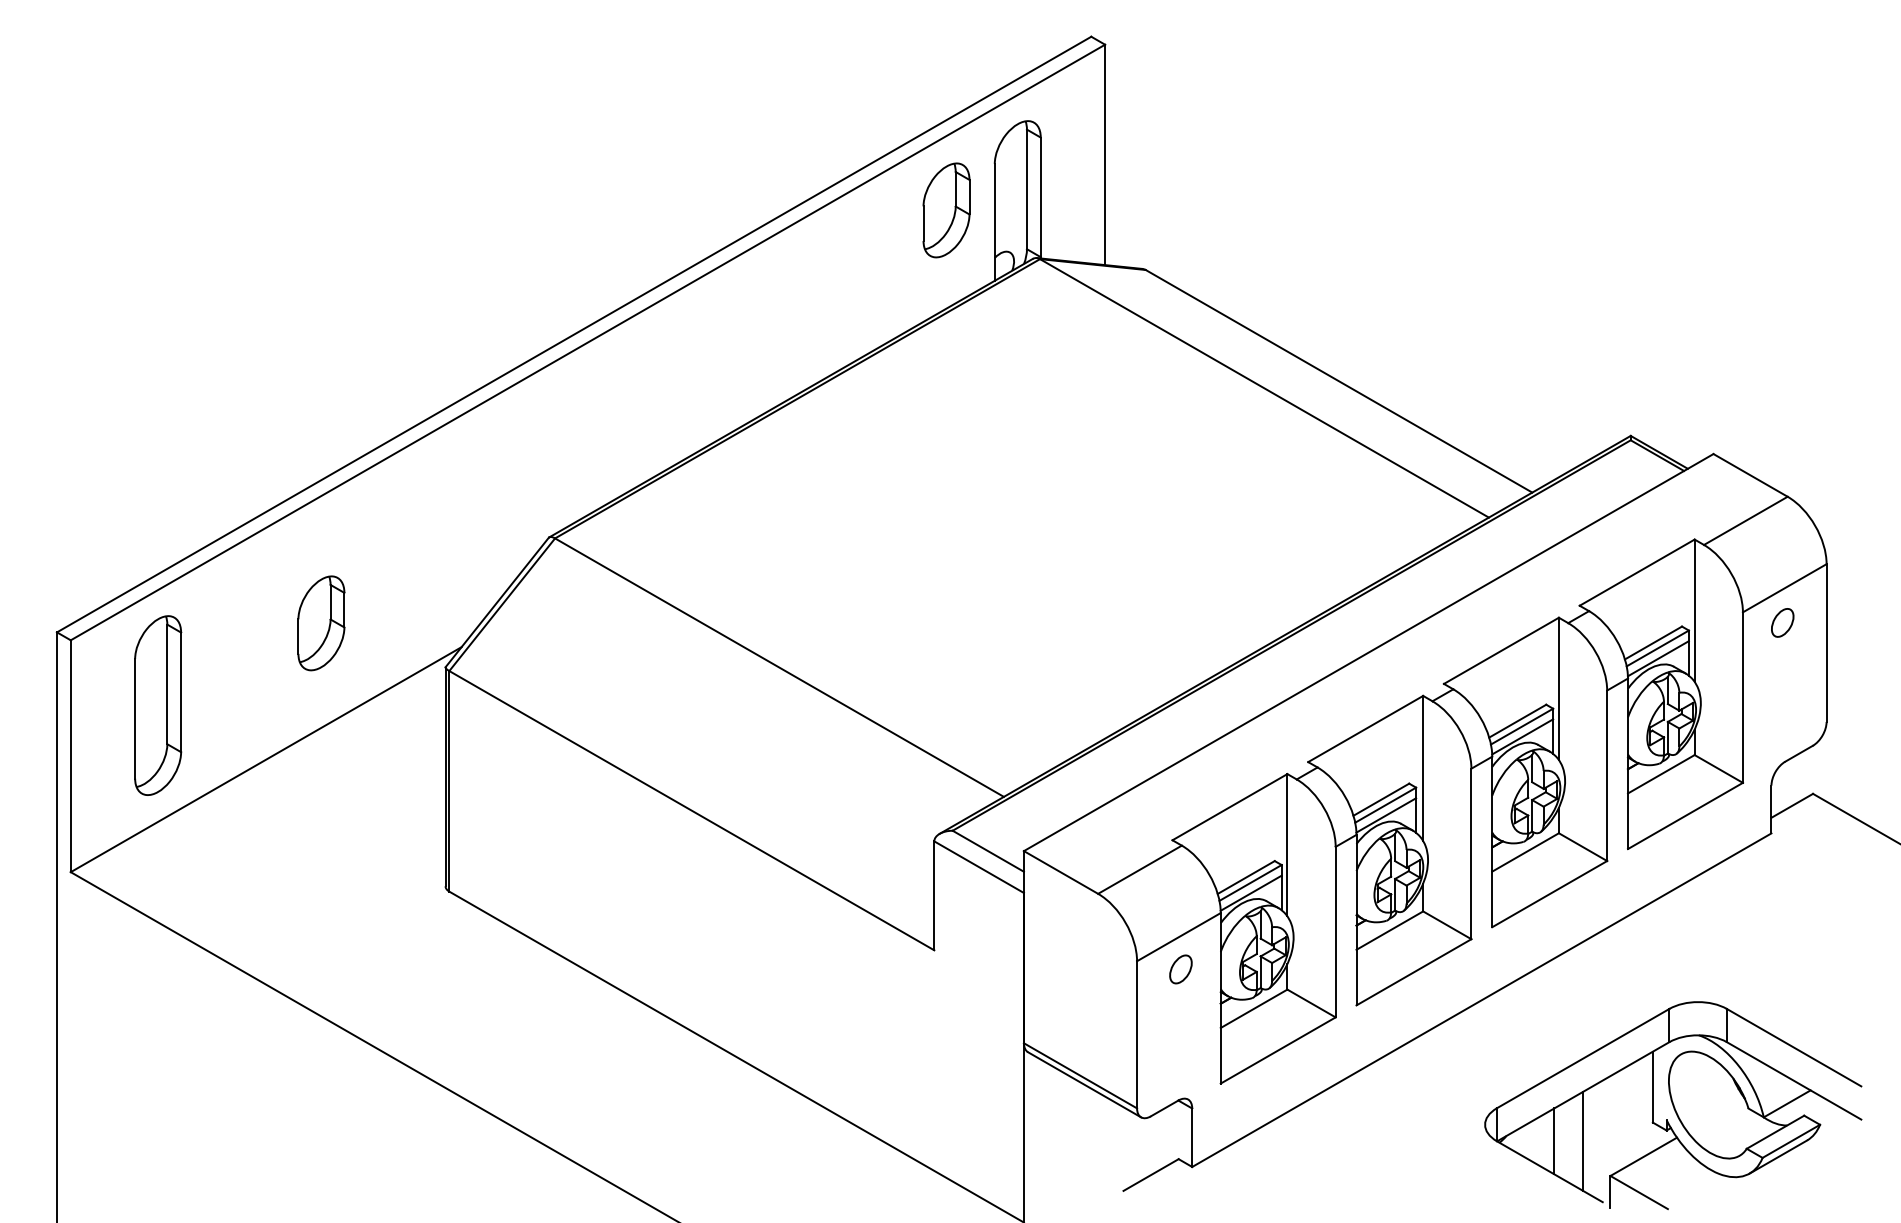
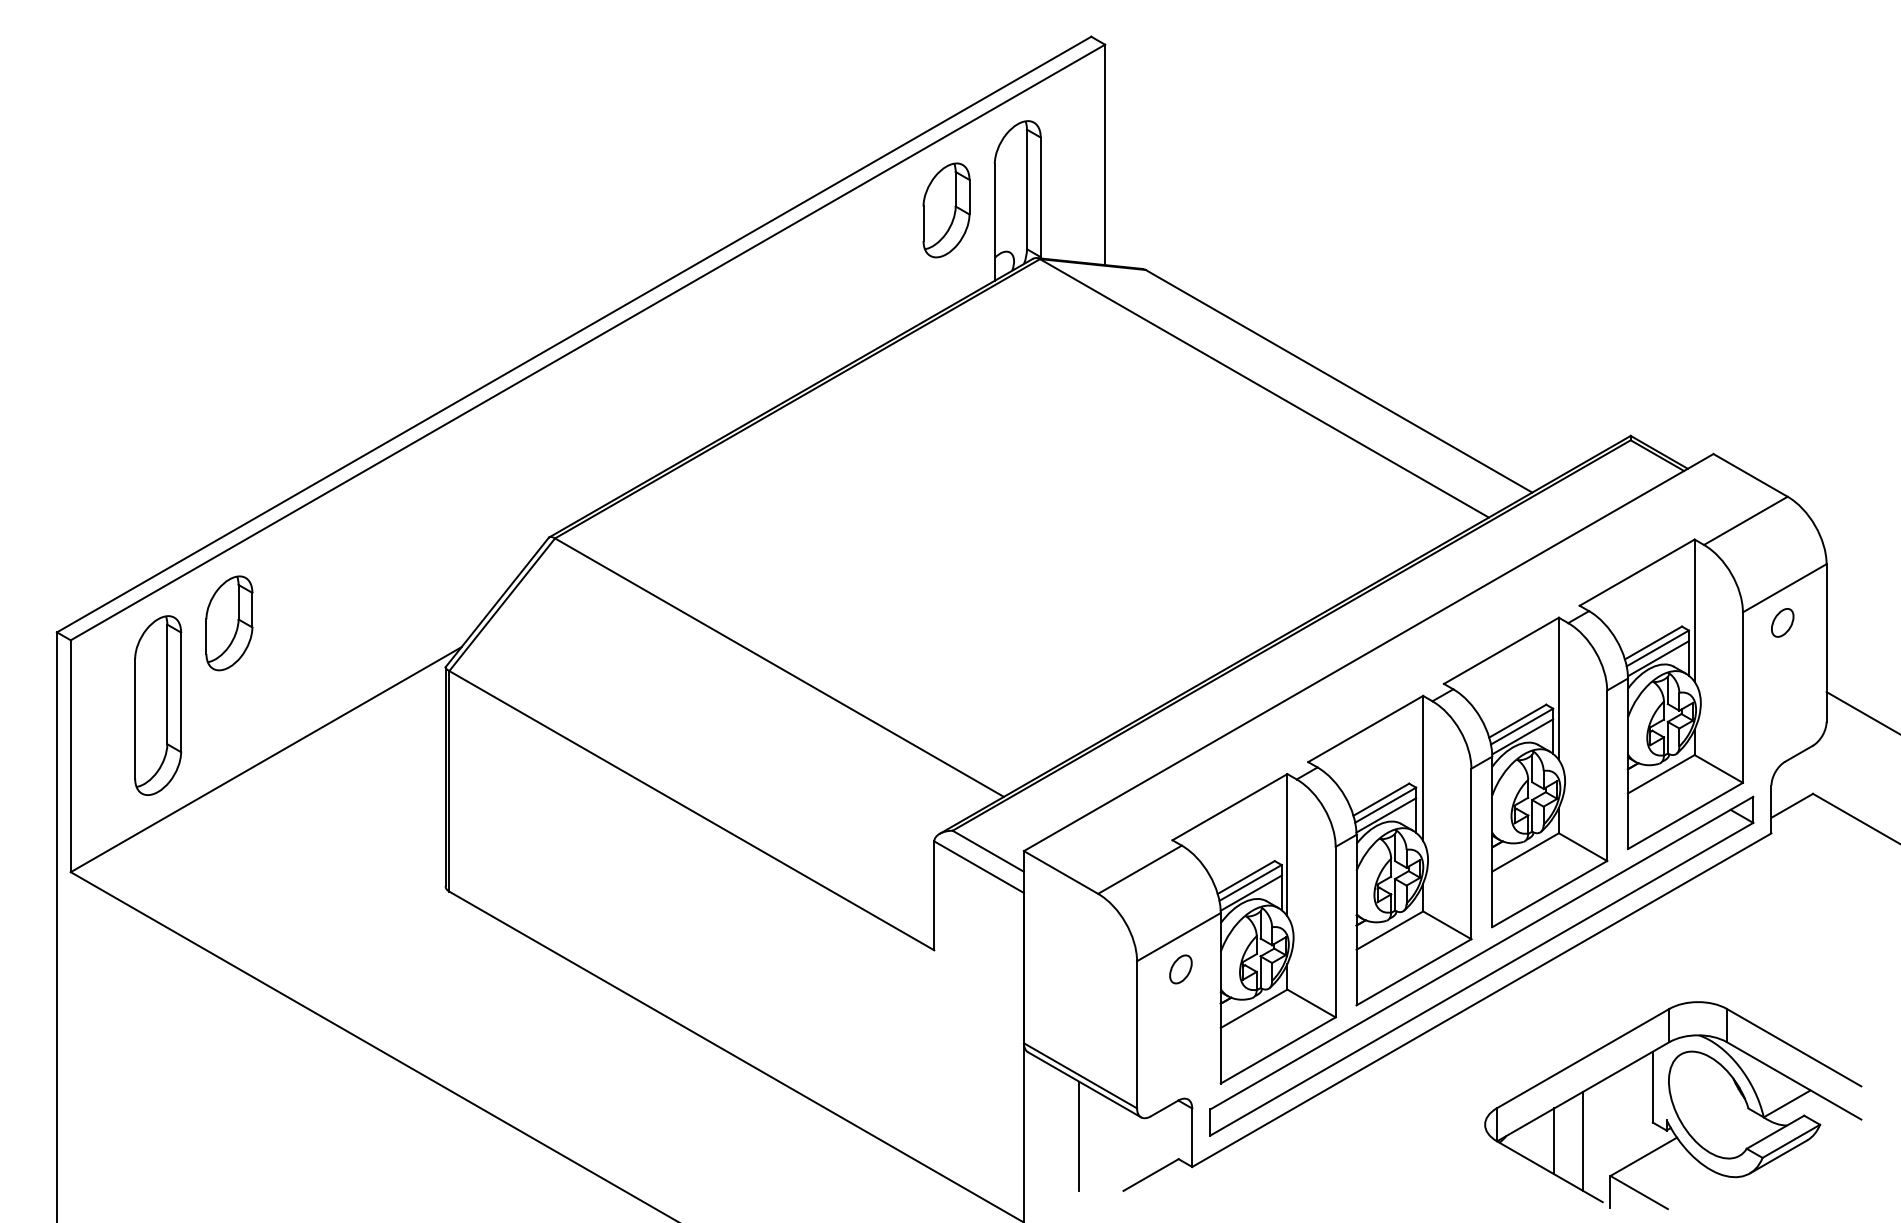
part position: (321, 623) -> (229, 623) (229, 623)
line: none -> present (1861, 712)
part: none -> present (1481, 965)
line: none -> present (1079, 1135)
